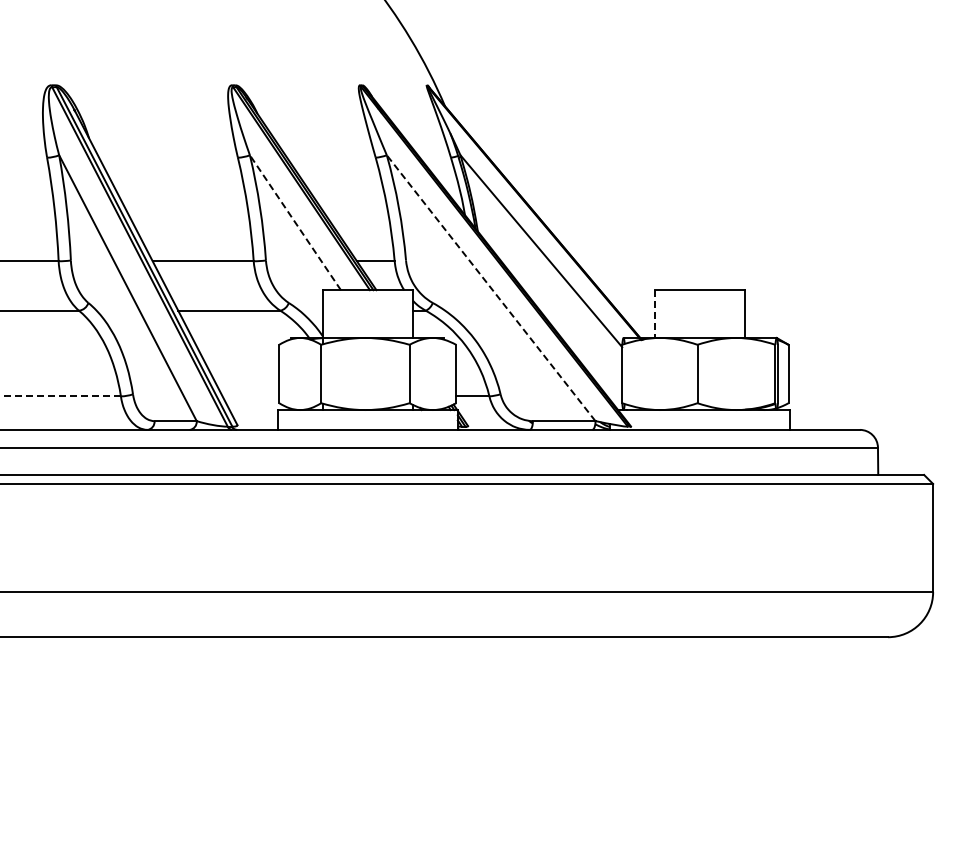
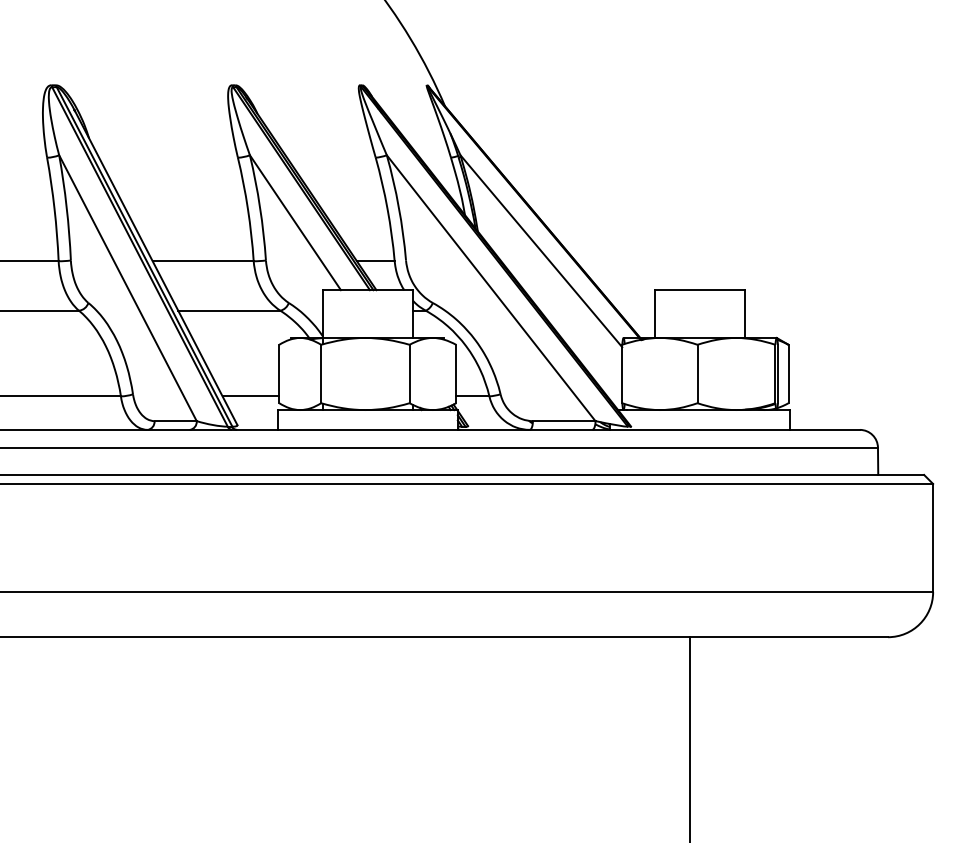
line: dashed -> solid (295, 222)
line: dashed -> solid (491, 288)
line: dashed -> solid (655, 314)
line: dashed -> solid (60, 396)
line: none -> present (250, 396)
line: none -> present (689, 738)
